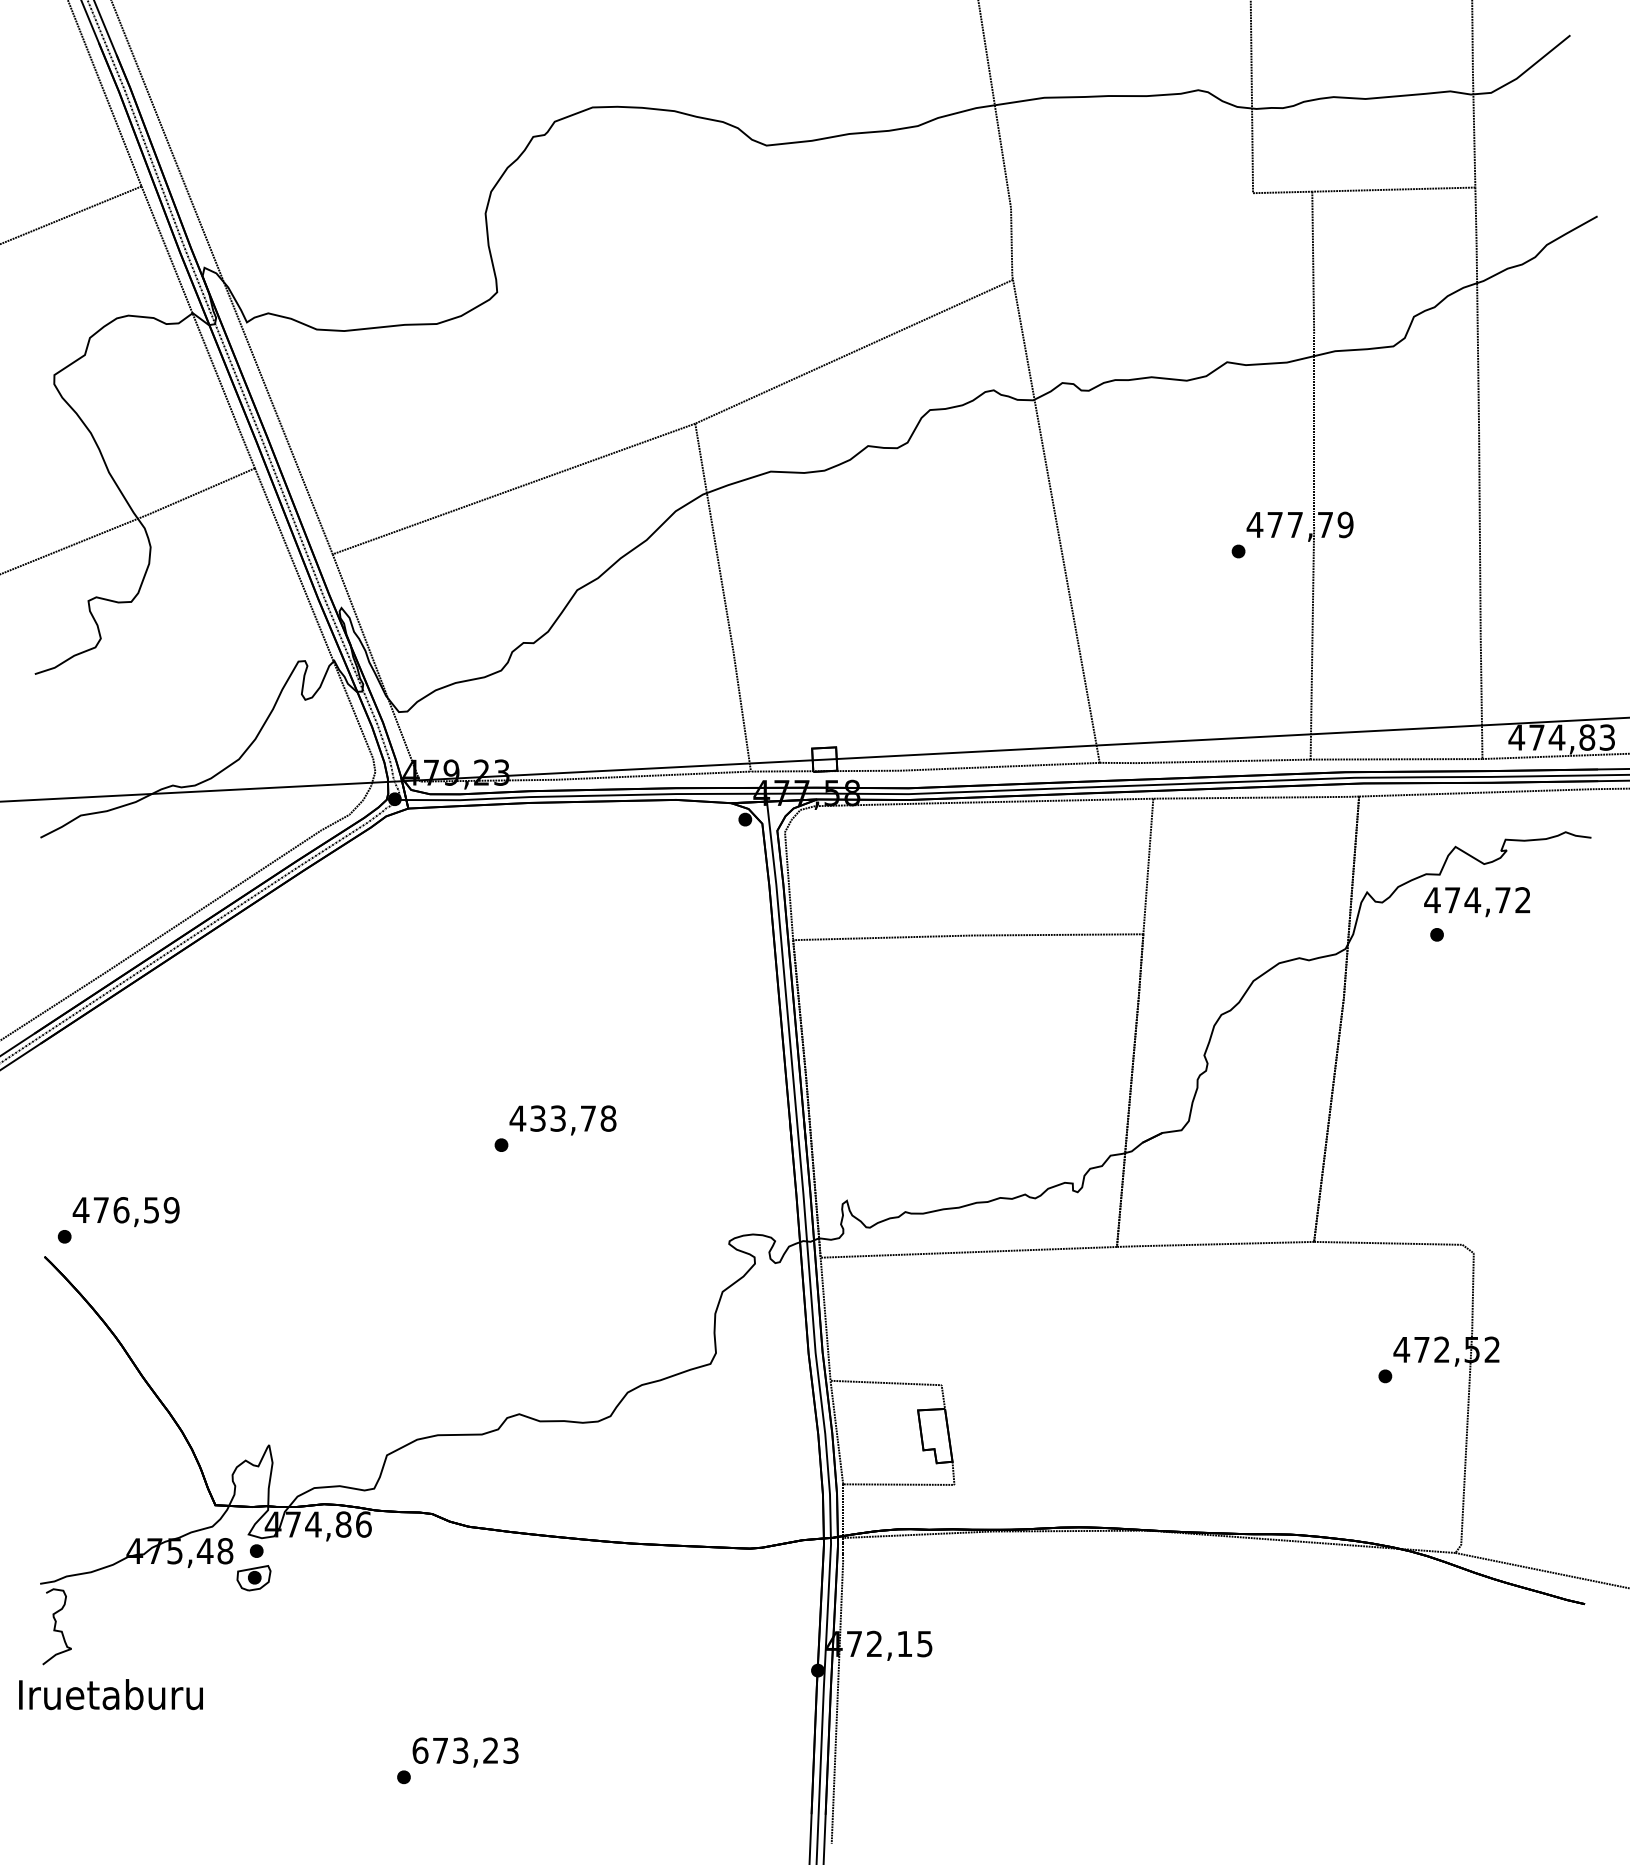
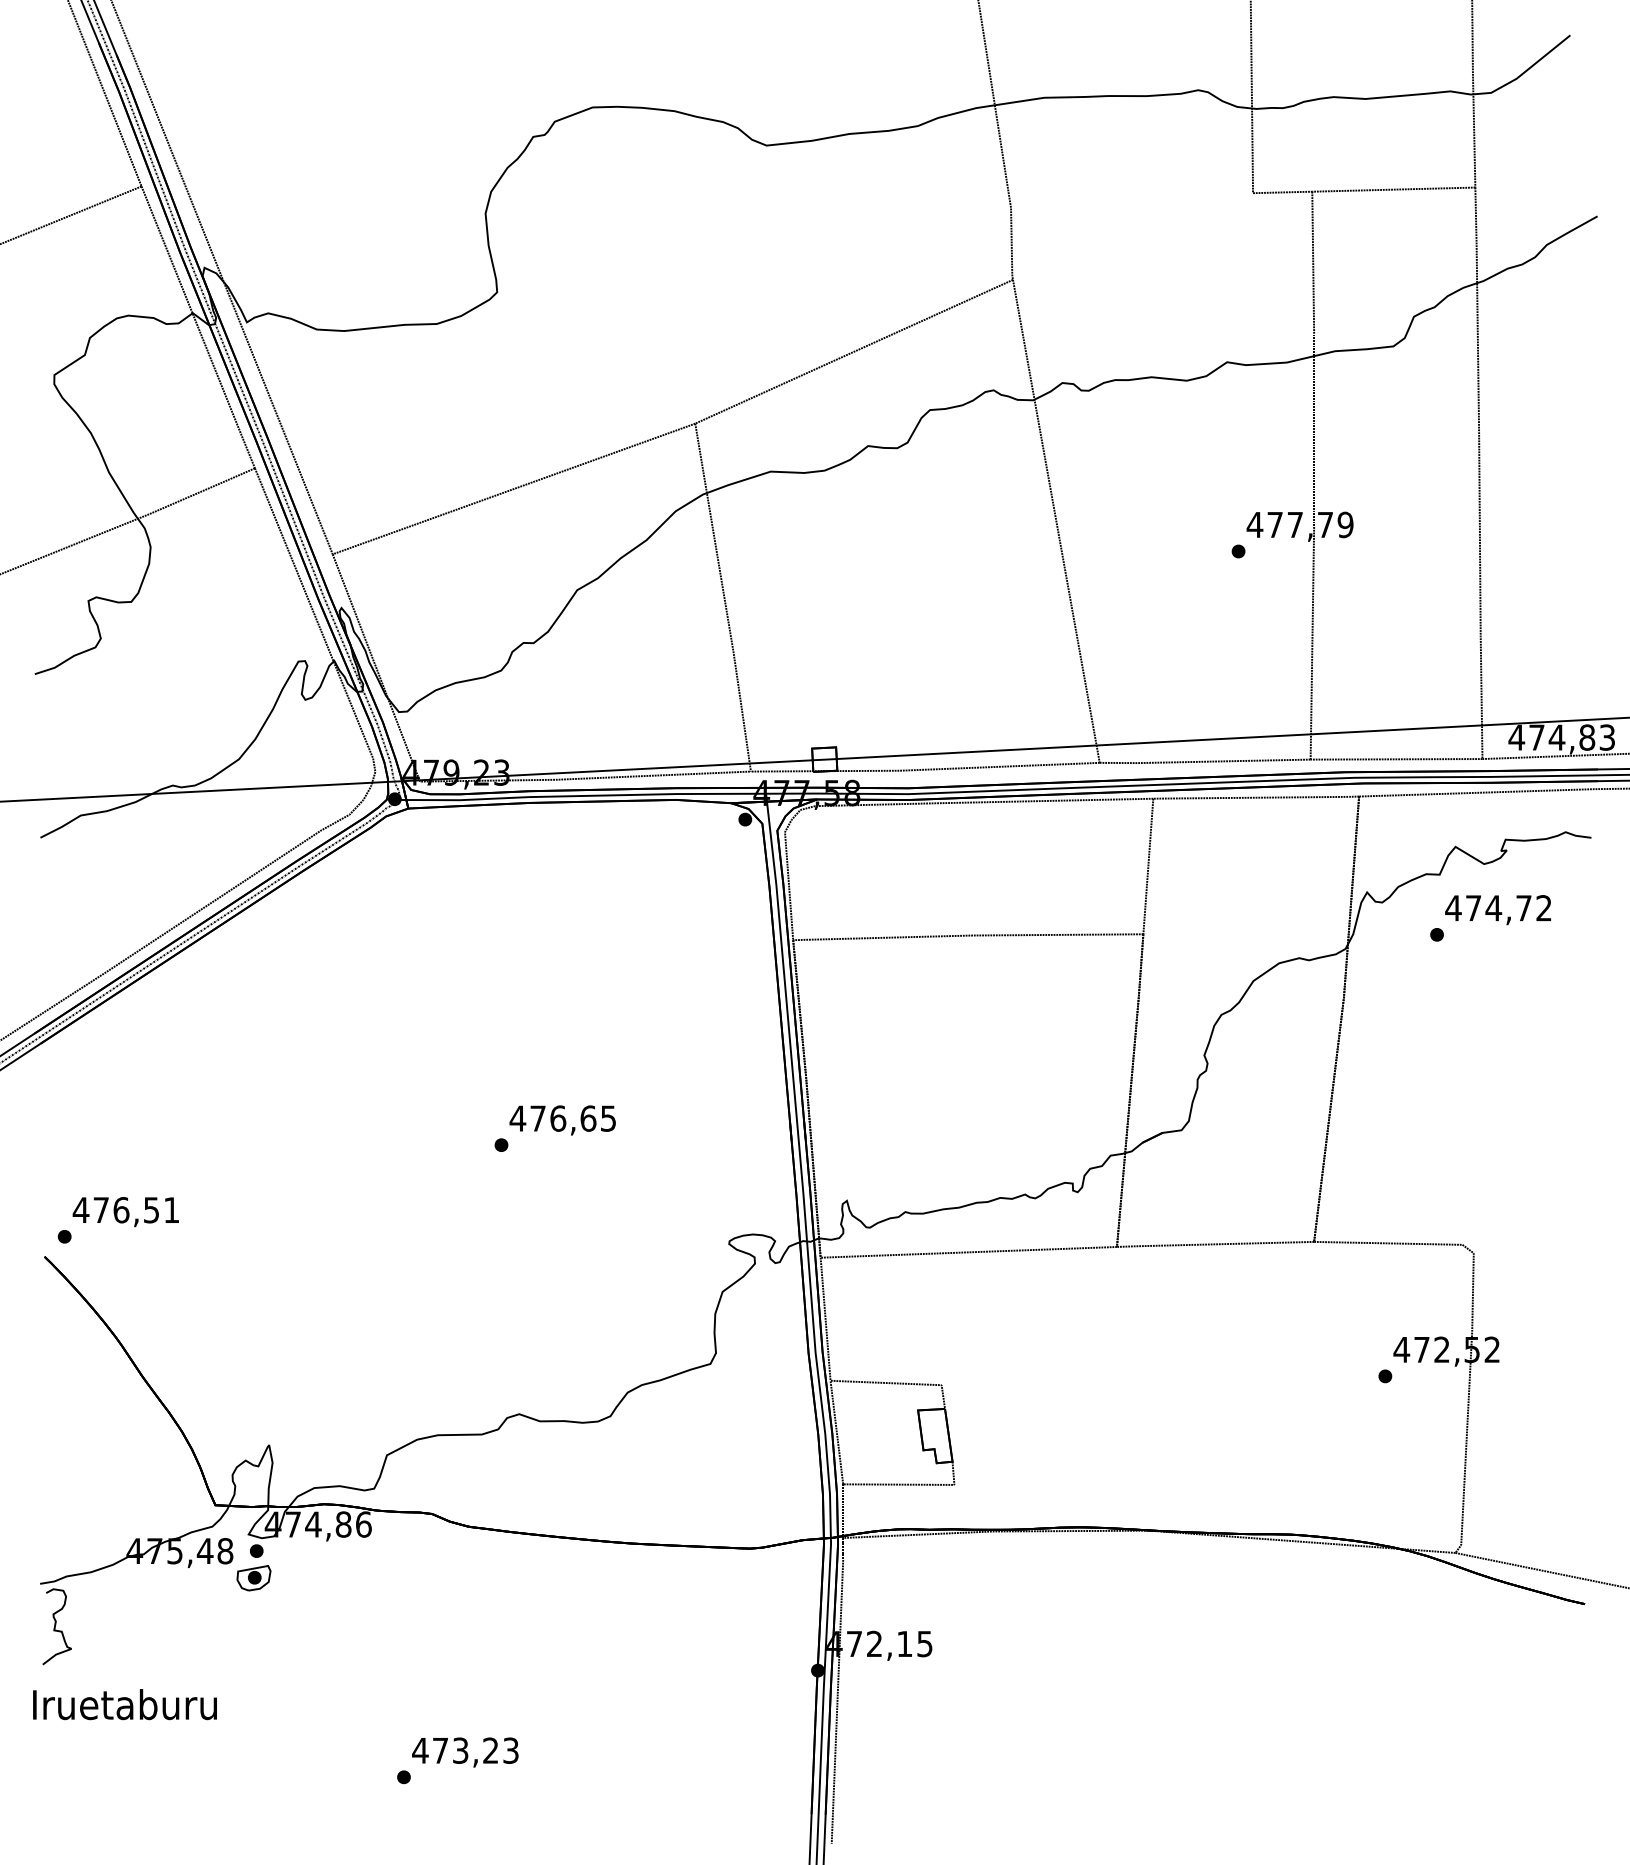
text position: (1476, 902) -> (1497, 910) (1497, 910)
text: 433,78 -> 476,65 (573, 1118)
text: 476,59 -> 476,51 (171, 1210)
text position: (110, 1694) -> (124, 1704) (124, 1704)
text: 673,23 -> 473,23 (420, 1750)
